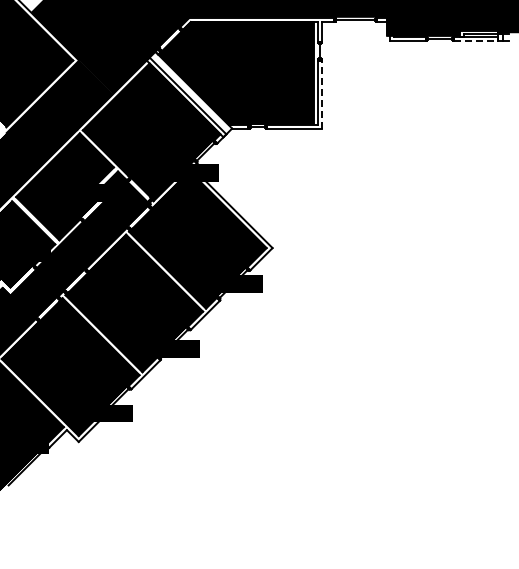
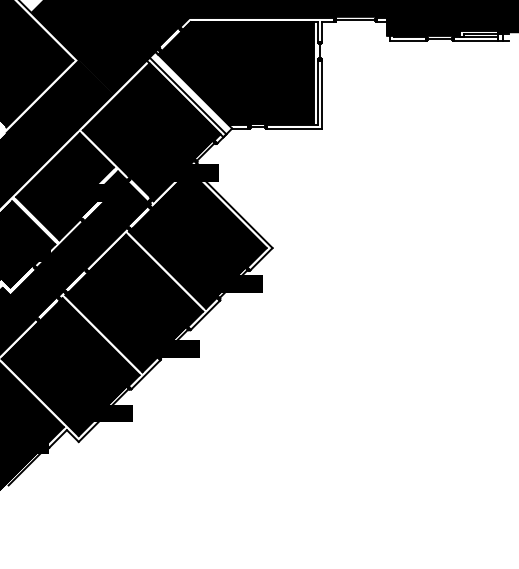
line: dashed -> solid (476, 41)
line: dashed -> solid (322, 94)
